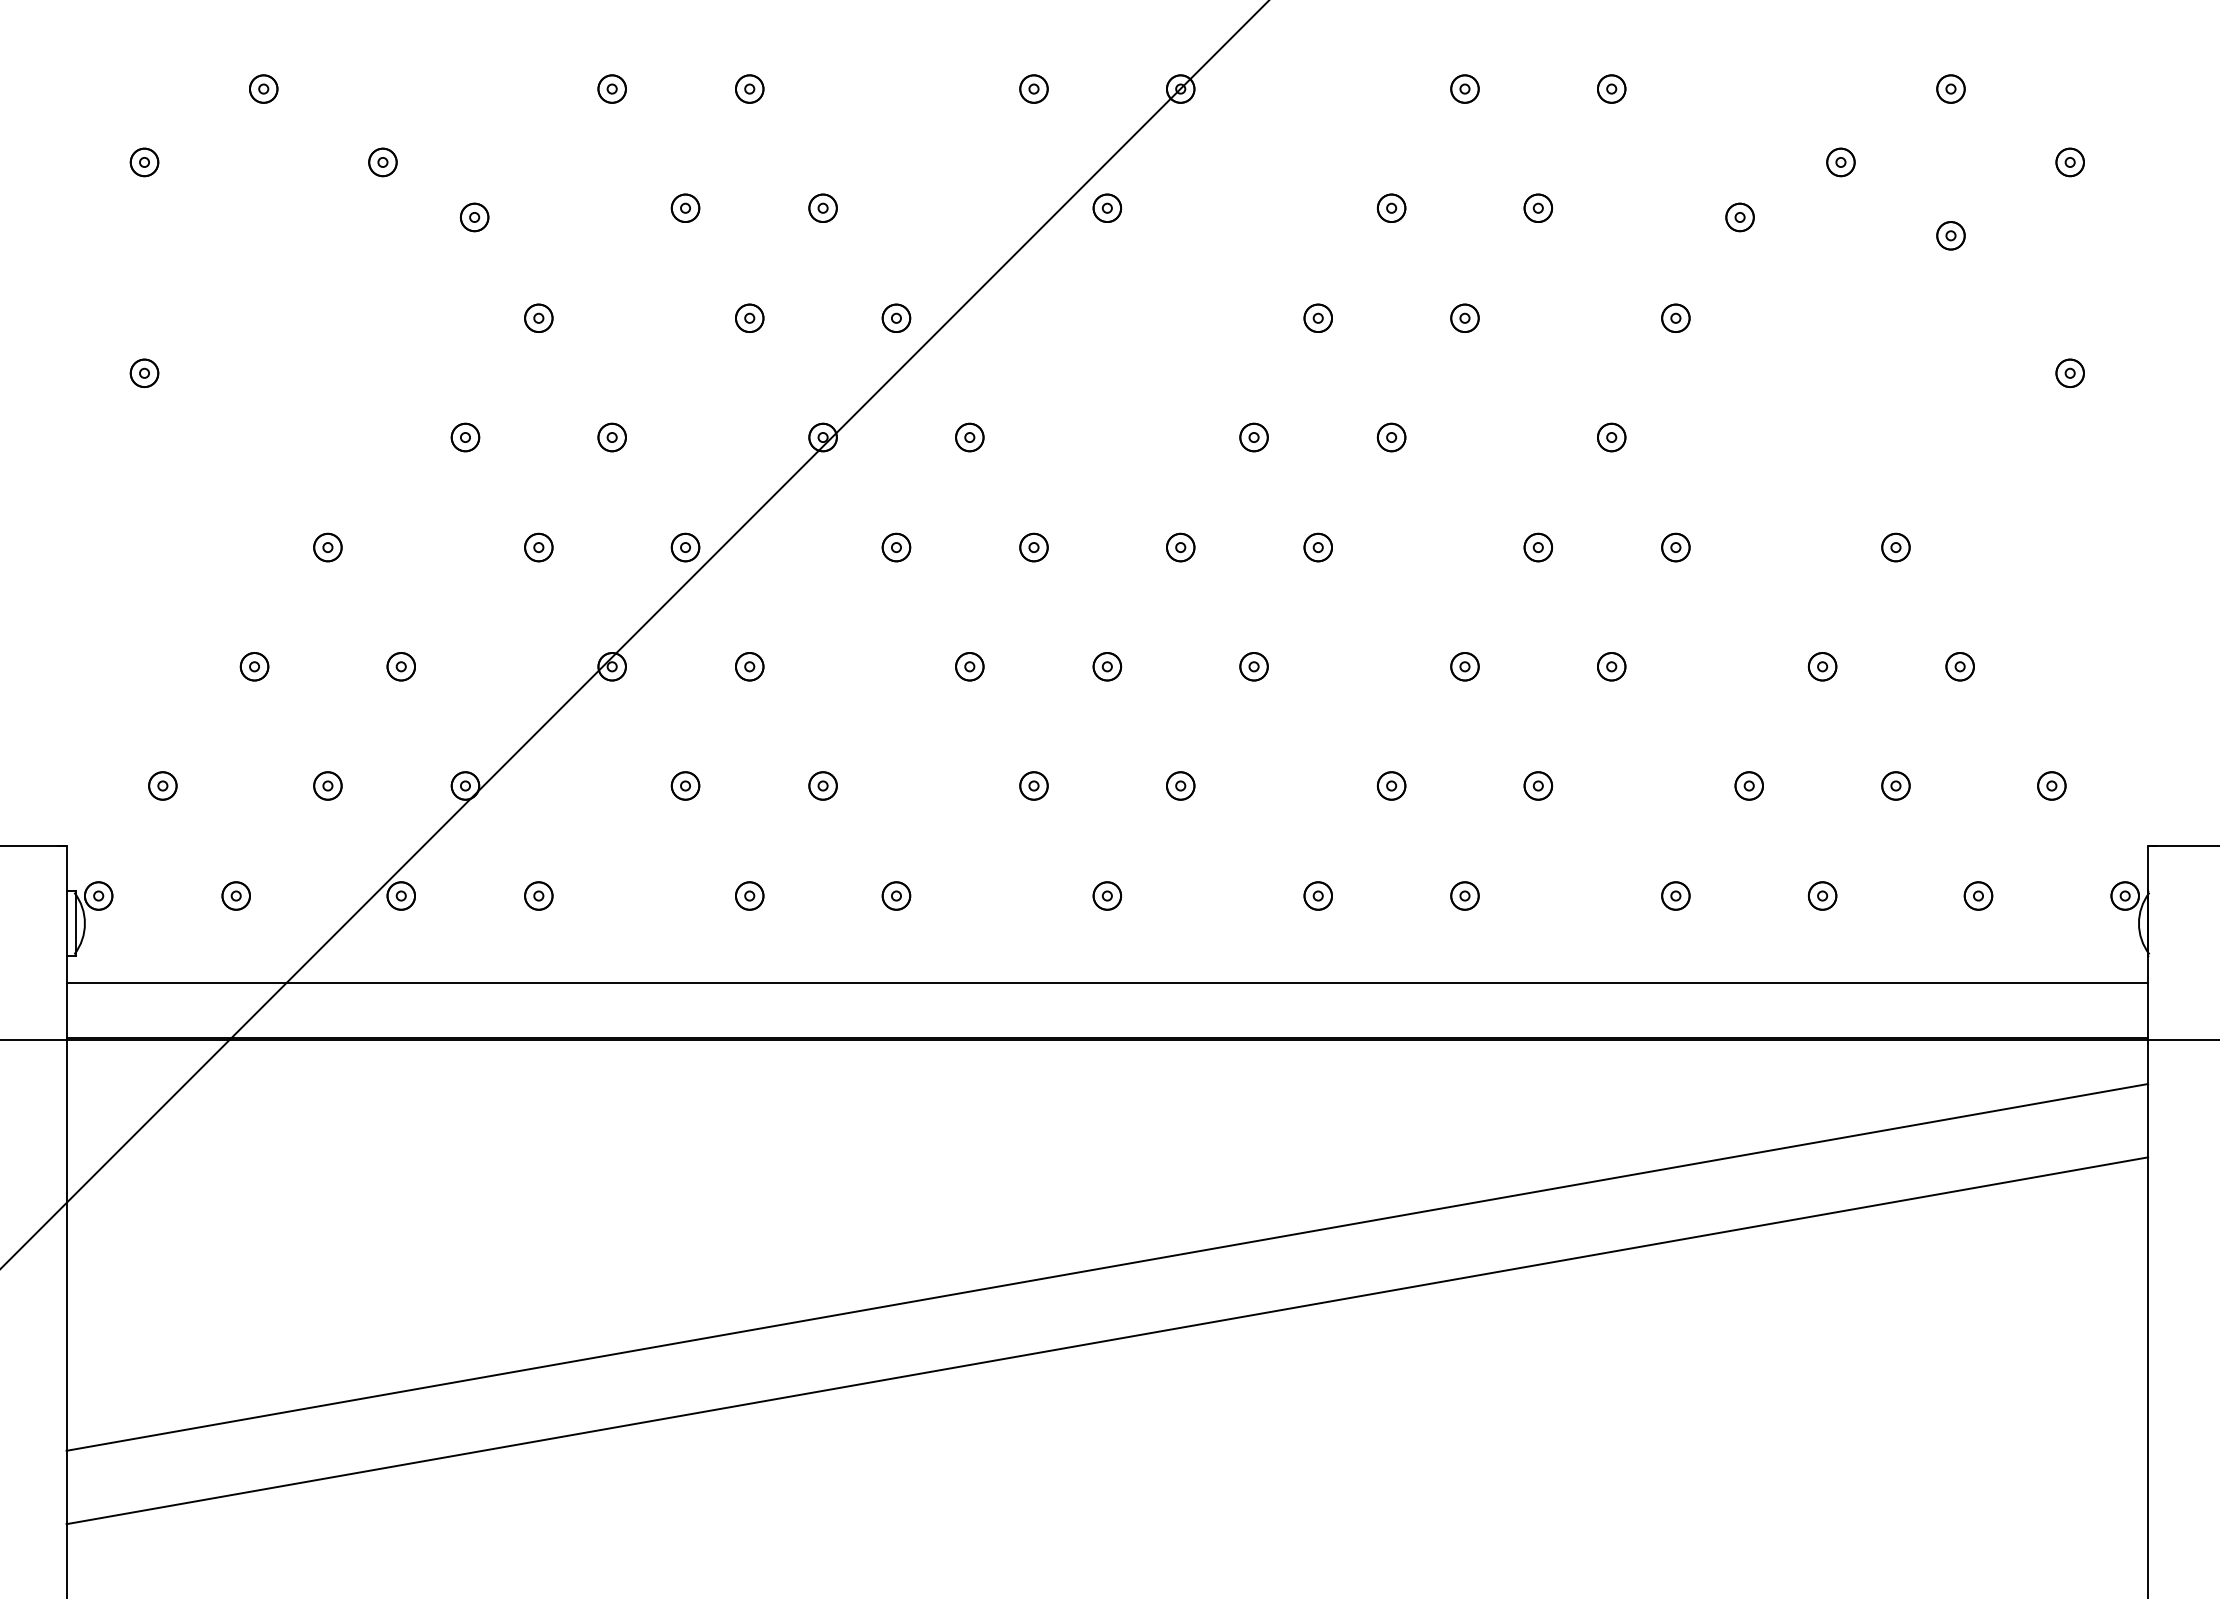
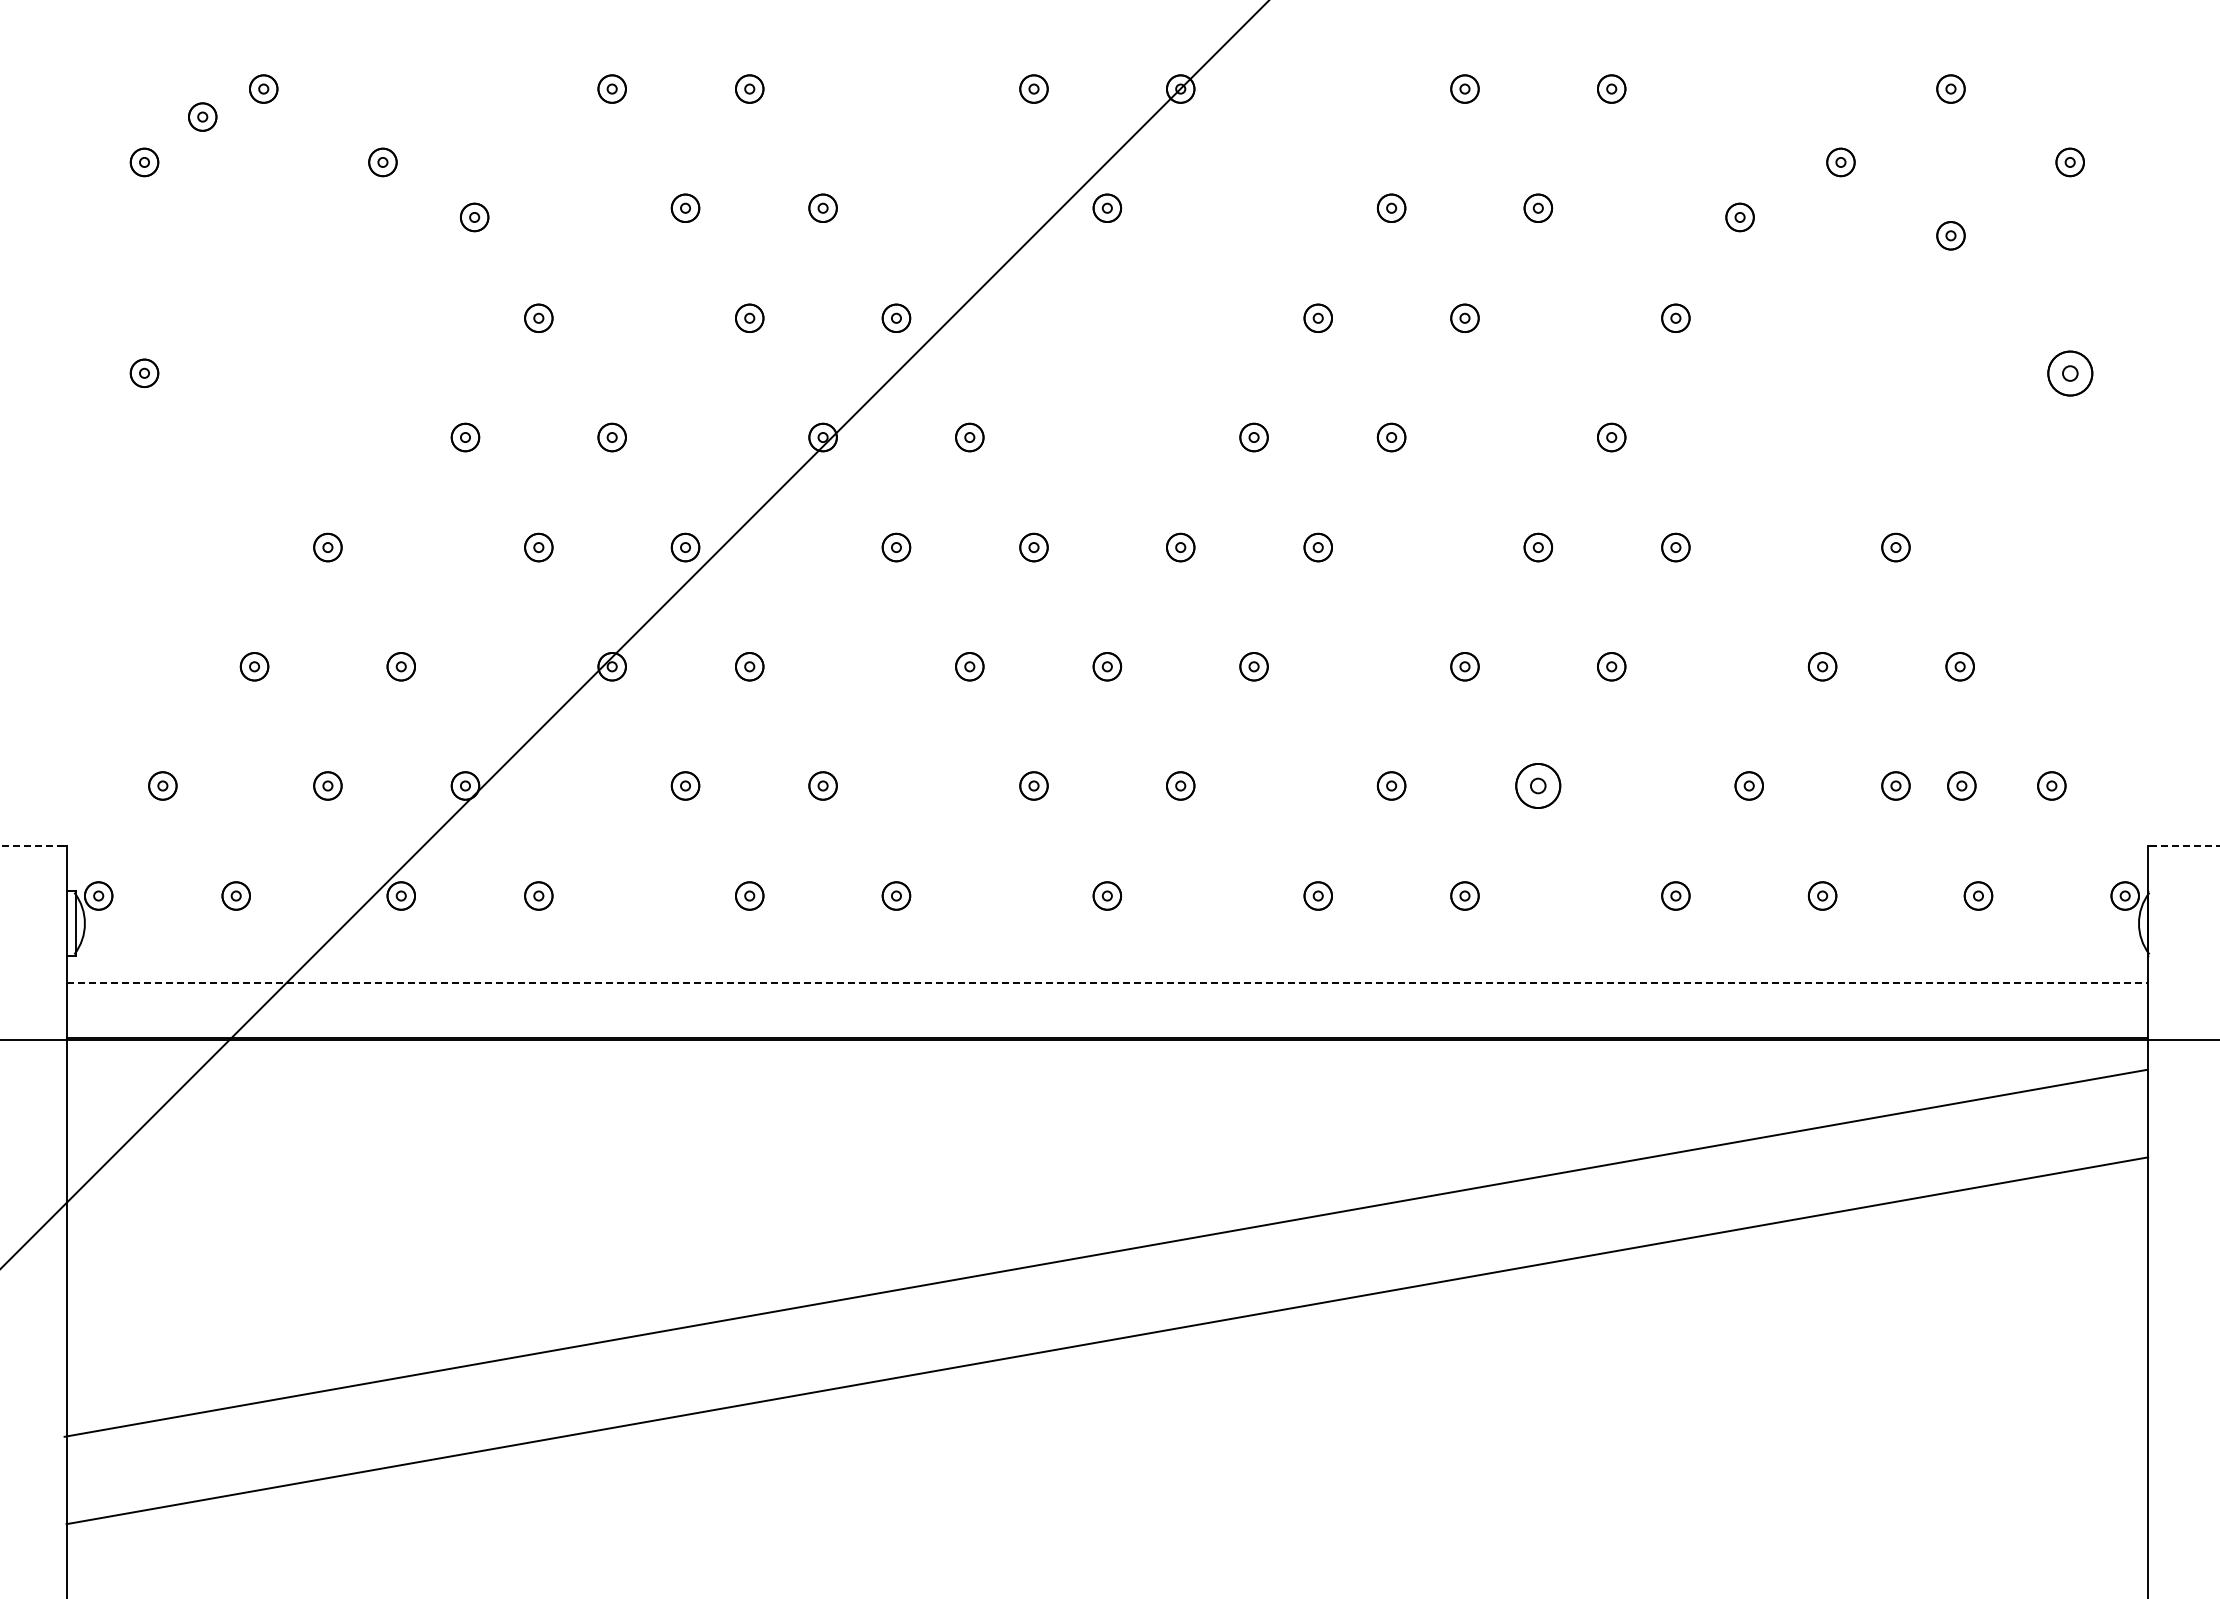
part: none -> present (202, 116)
part size: 30x30 px -> 47x47 px (2070, 373)
part size: 31x30 px -> 47x46 px (1538, 785)
part: none -> present (1961, 785)
line: solid -> dashed (34, 845)
line: solid -> dashed (2183, 845)
line: solid -> dashed (1107, 983)
line position: (1107, 1267) -> (1105, 1253) (1105, 1253)
